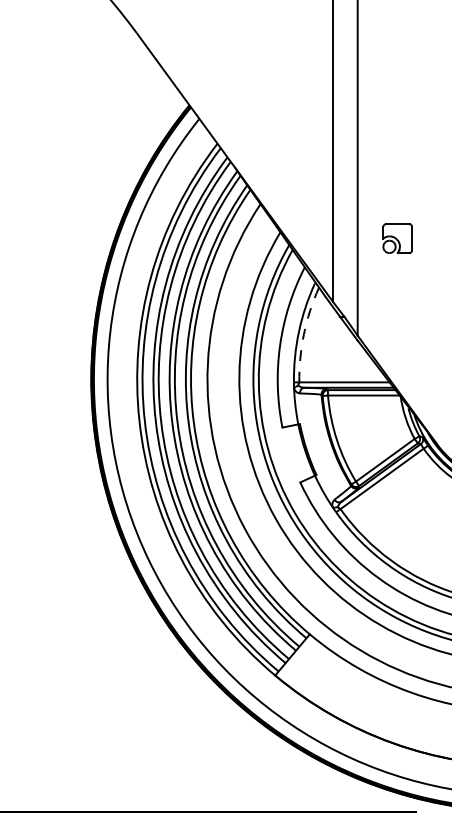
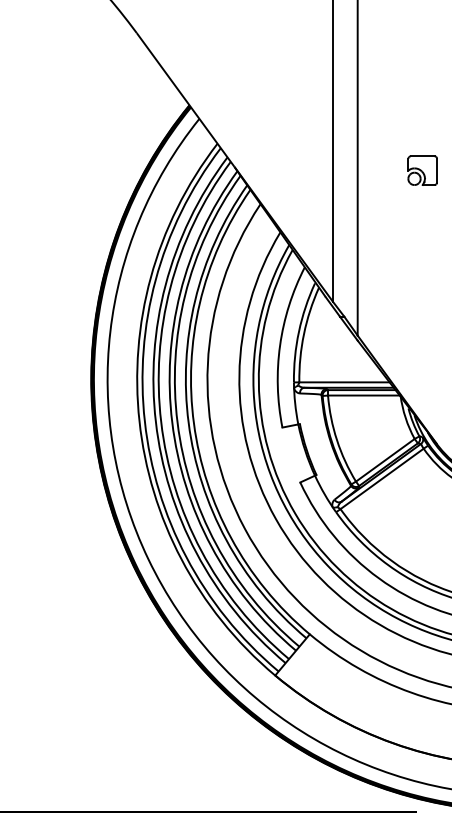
part position: (397, 238) -> (422, 170) (422, 170)
arc: dashed -> solid (303, 334)
